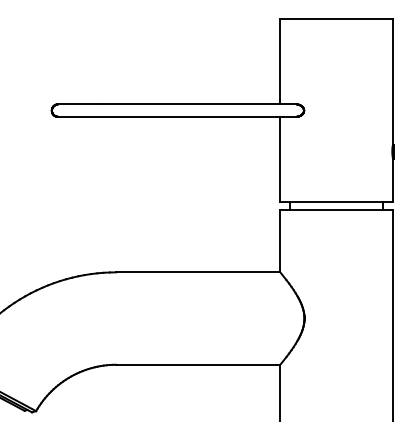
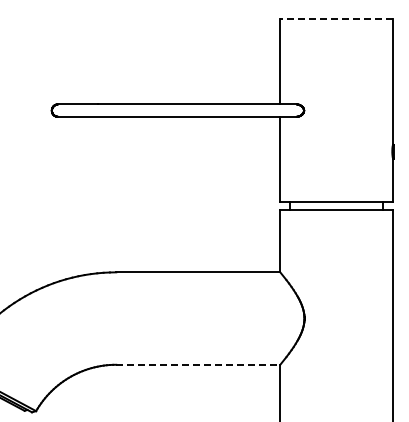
line: solid -> dashed (336, 18)
line: solid -> dashed (198, 364)
